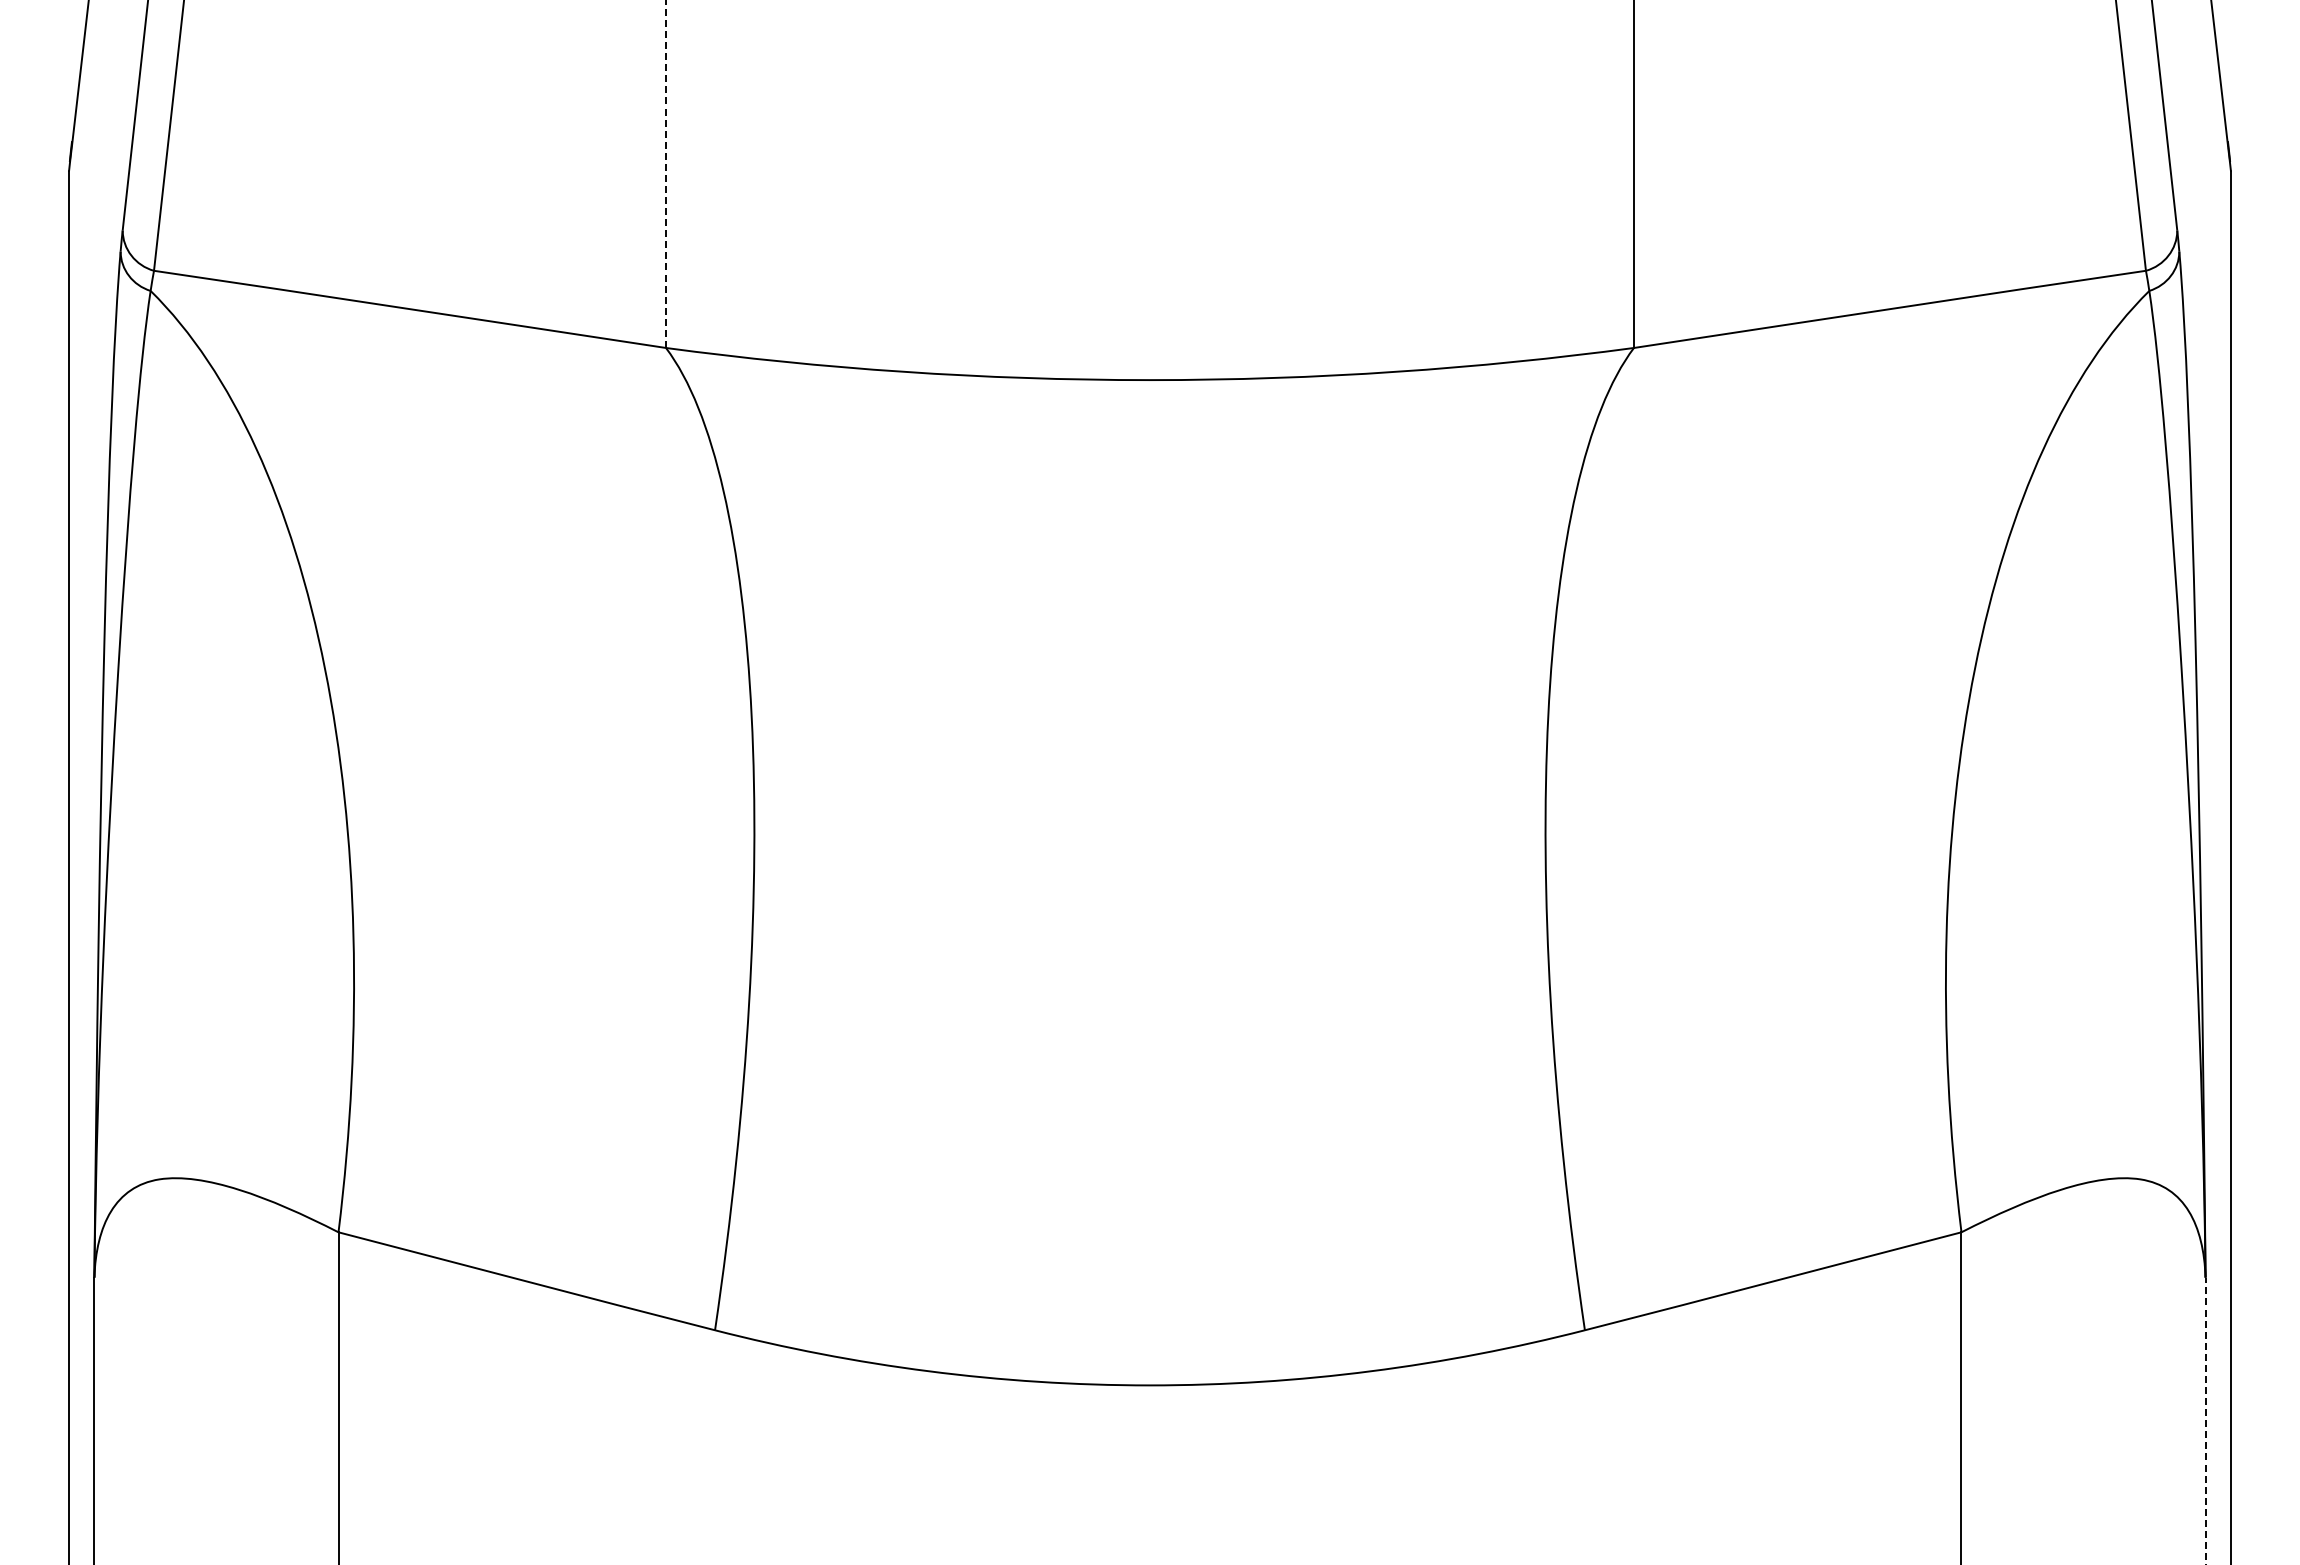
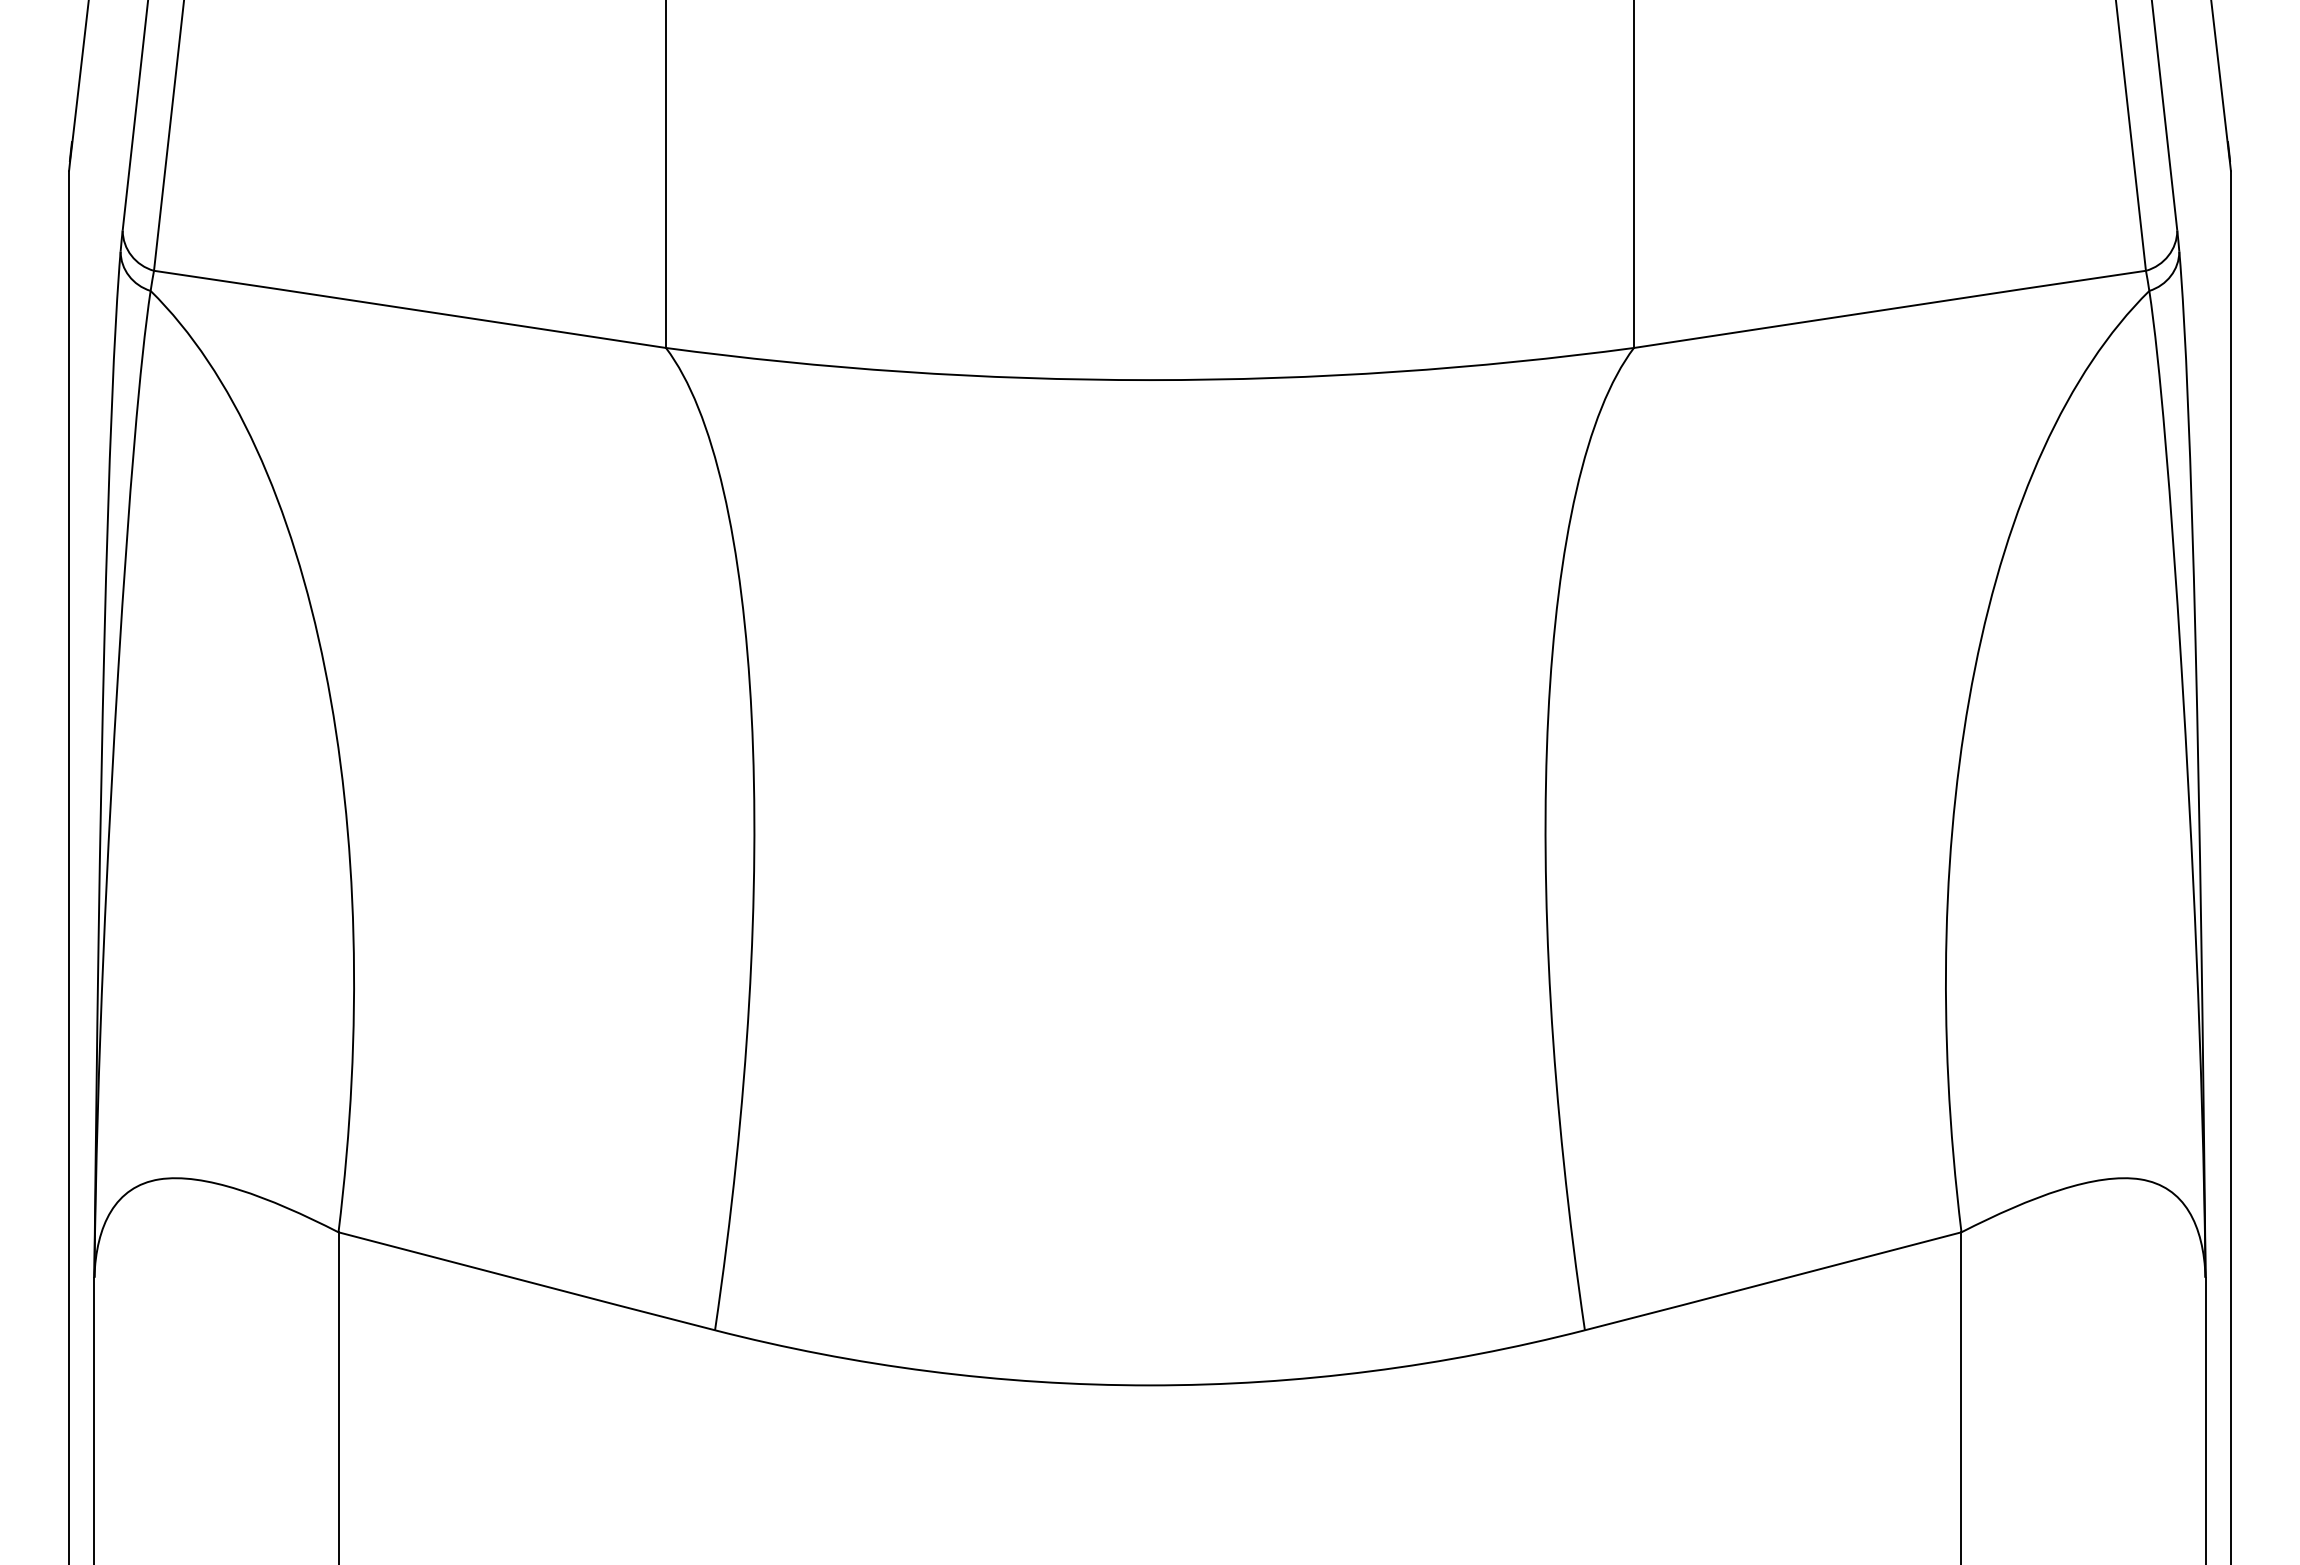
line: dashed -> solid (666, 174)
line: dashed -> solid (2205, 1420)
